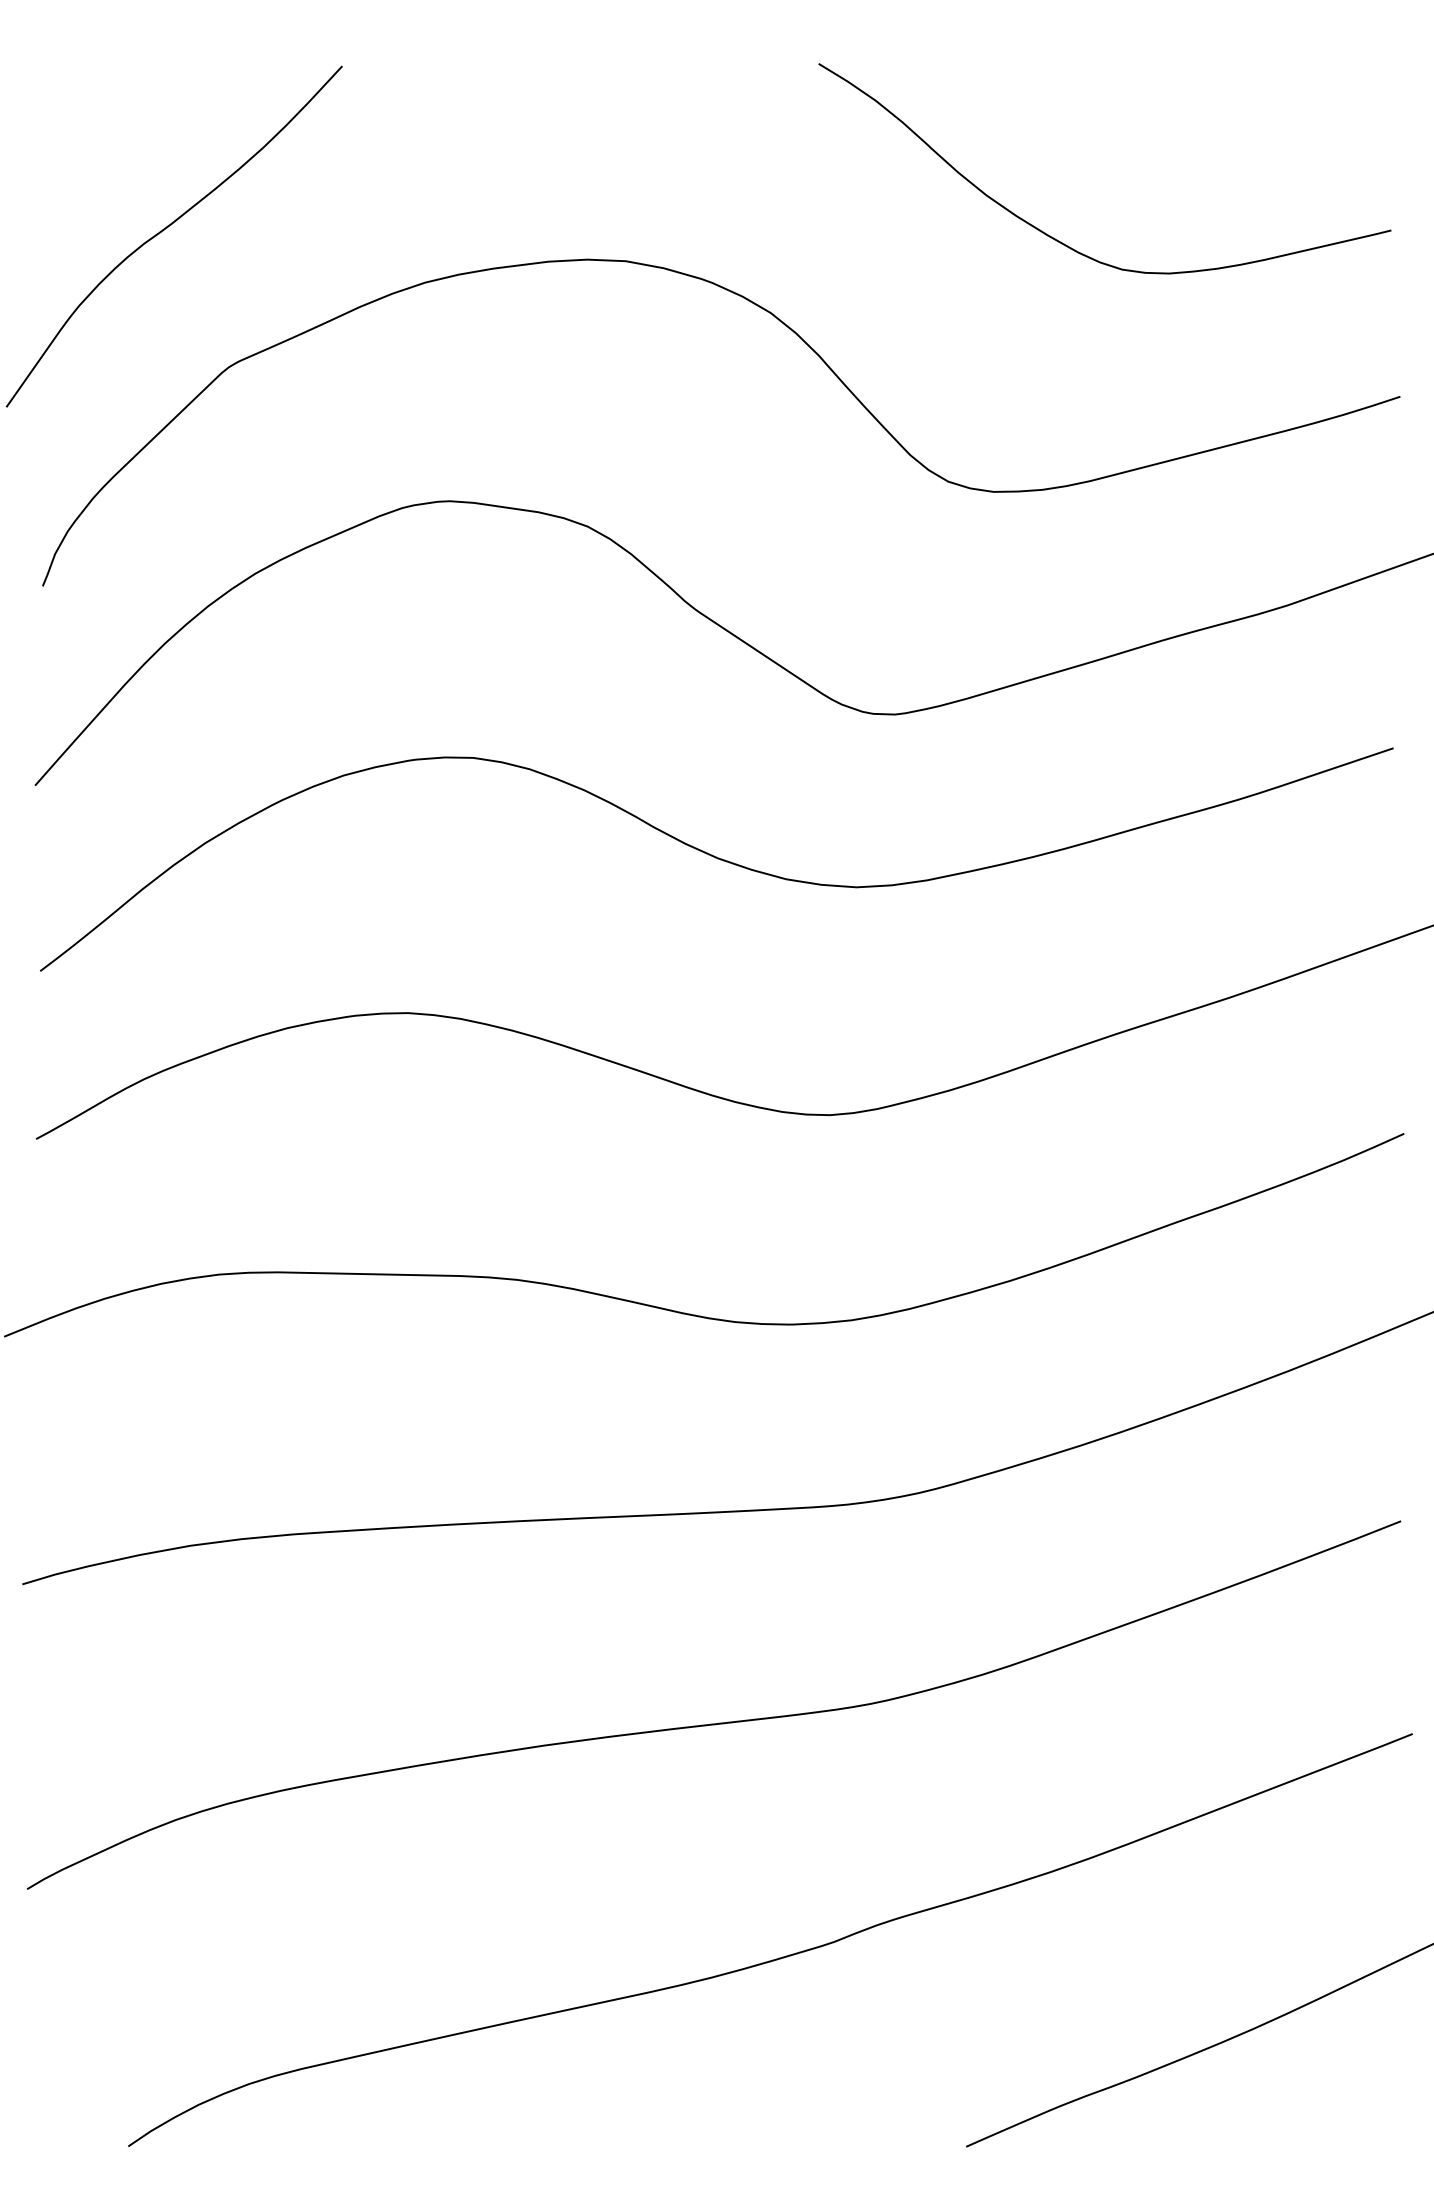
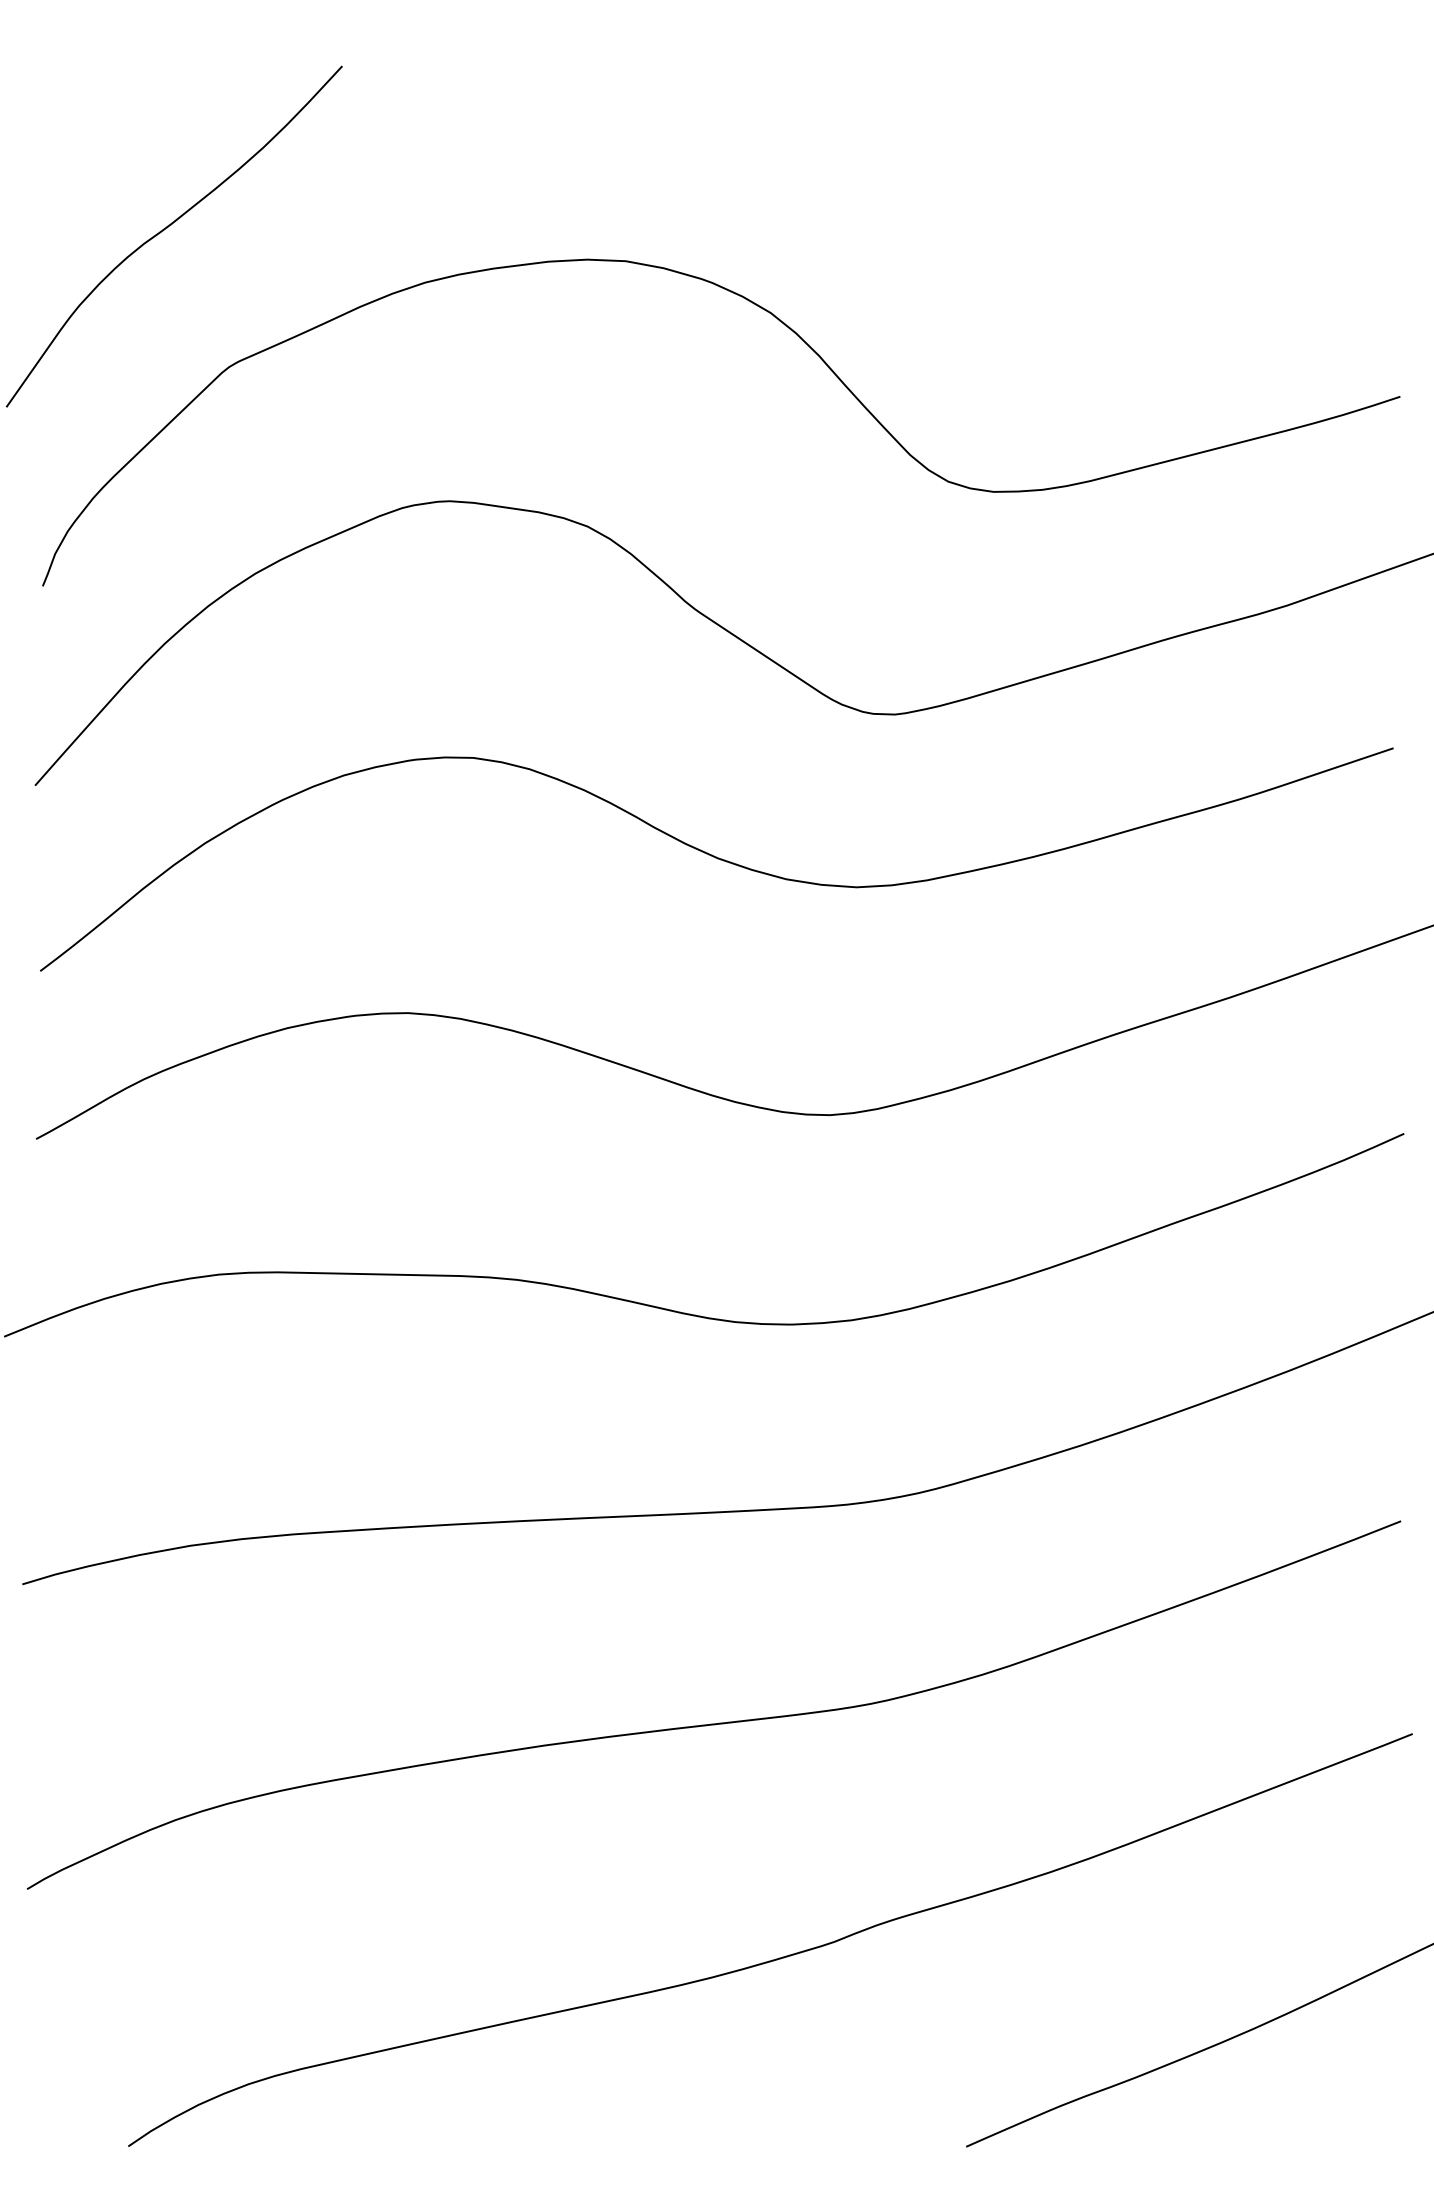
curve: present -> none (1059, 240)
